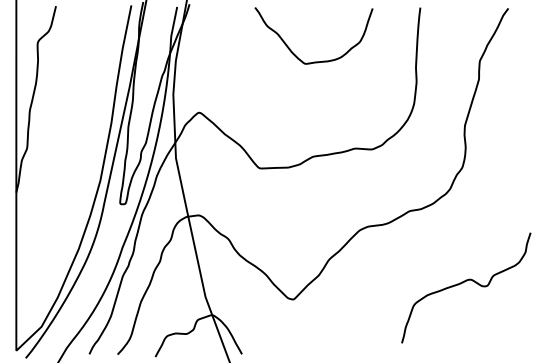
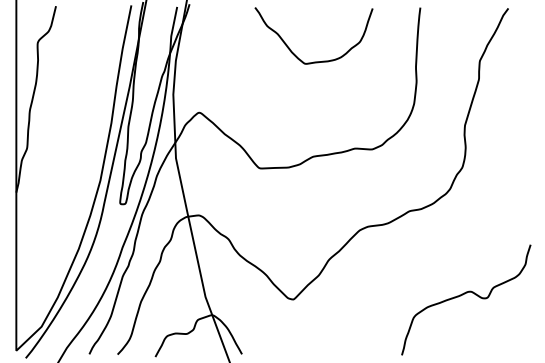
curve position: (465, 282) -> (465, 294) (465, 294)
